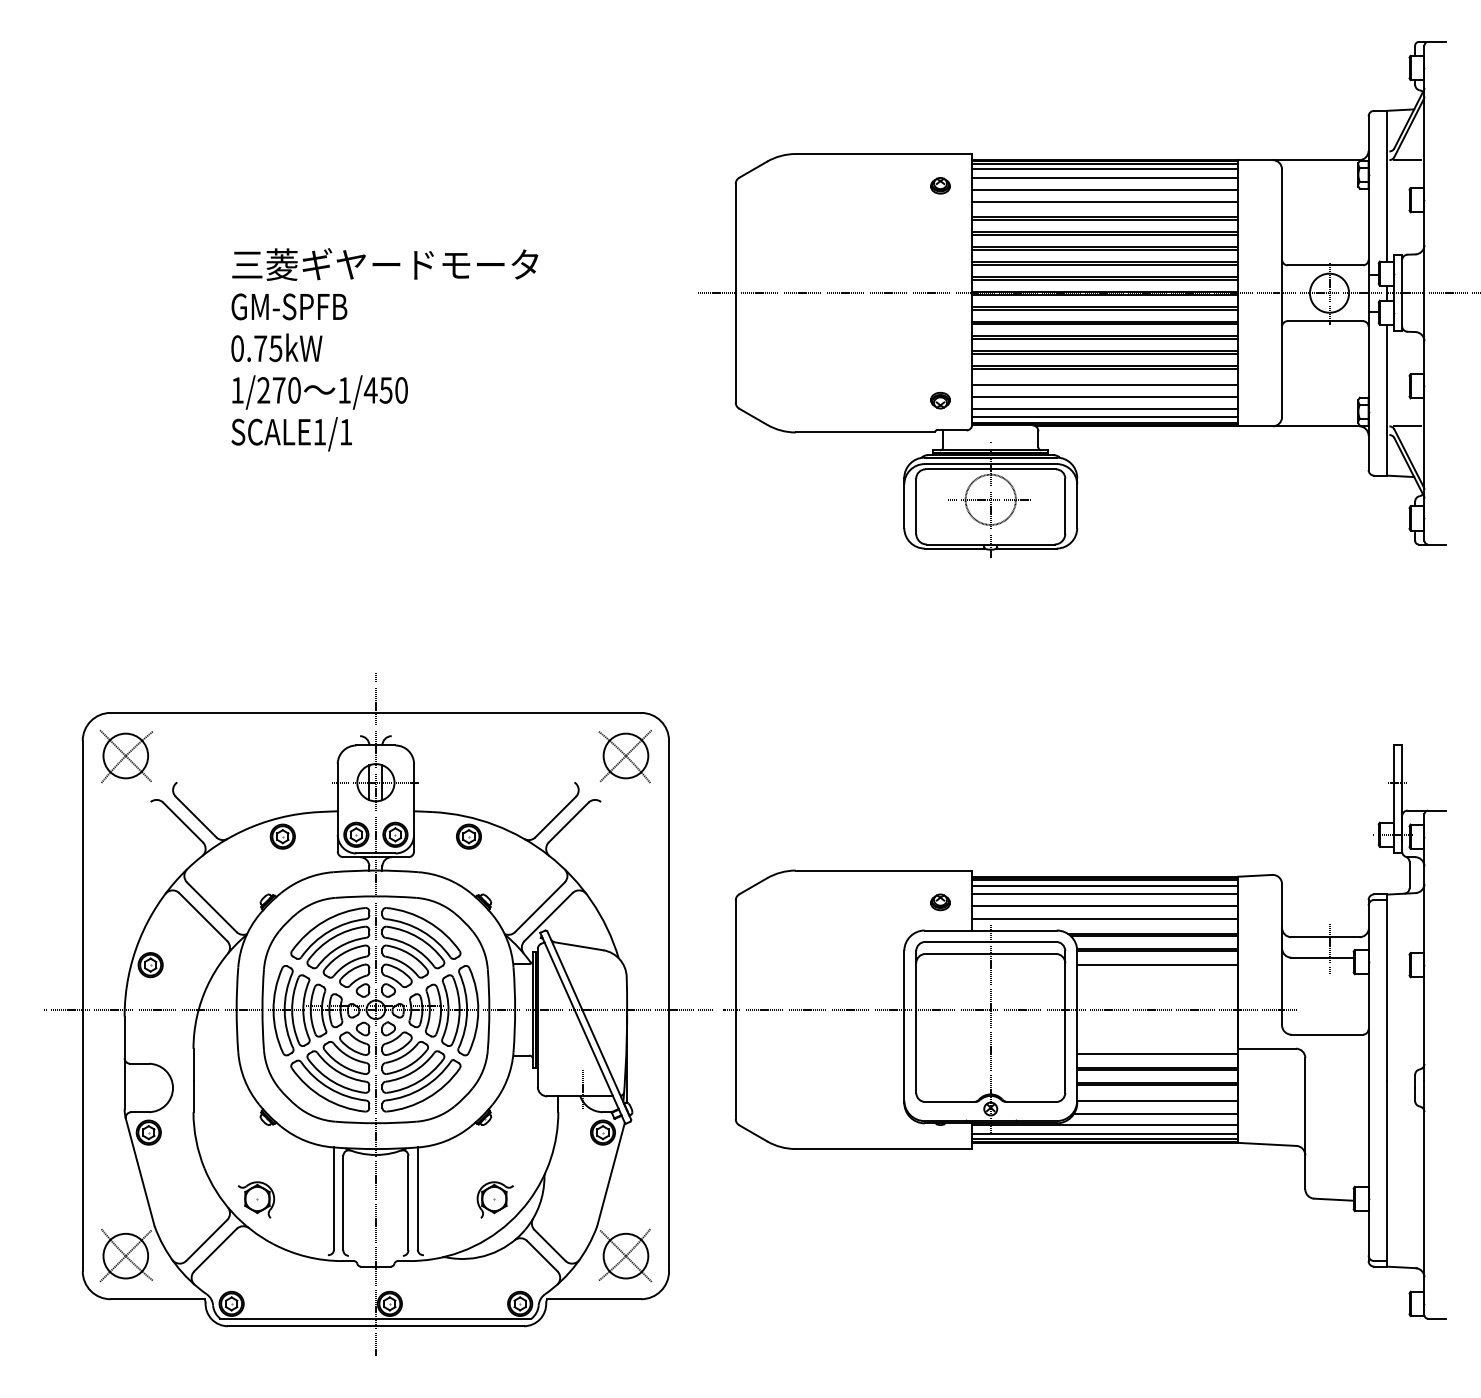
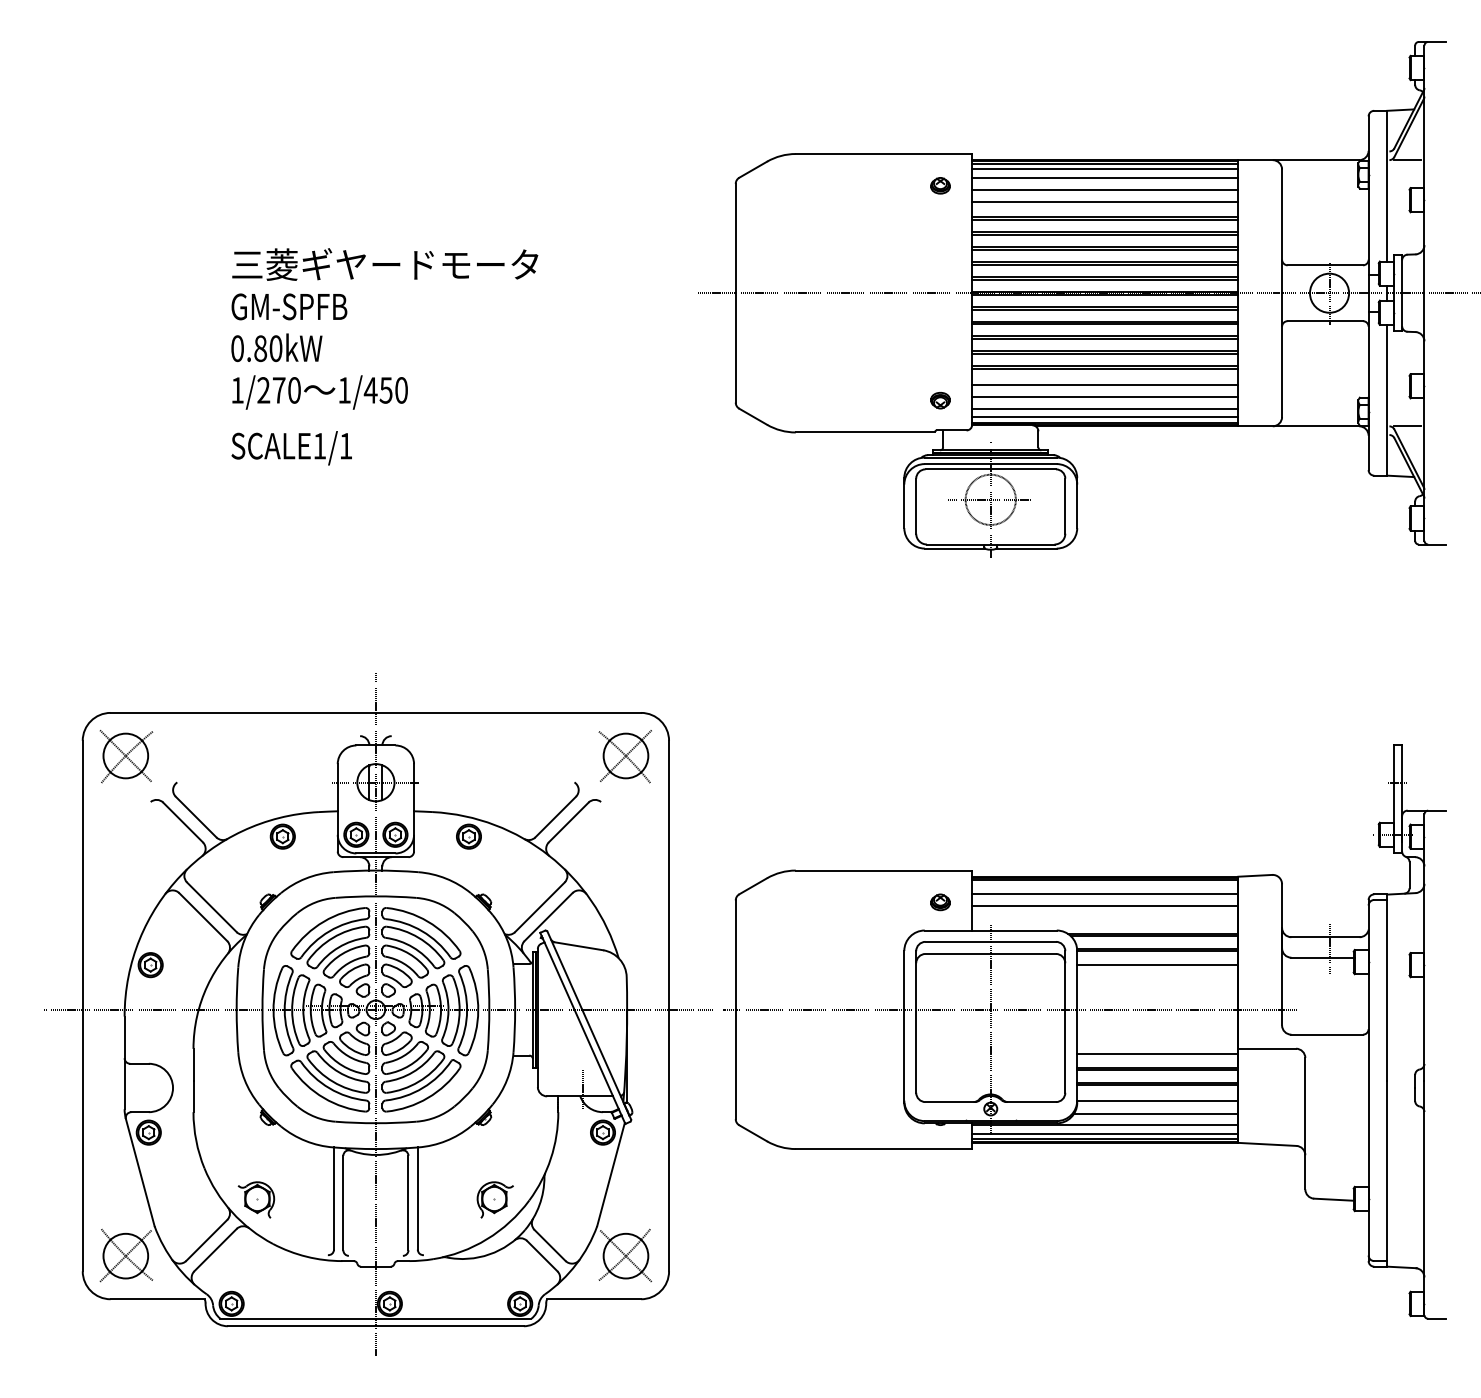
text: 0.75kW -> 0.80kW (268, 348)
text position: (291, 434) -> (291, 448) (291, 448)
line: present -> none (1105, 886)
line: present -> none (1105, 918)
